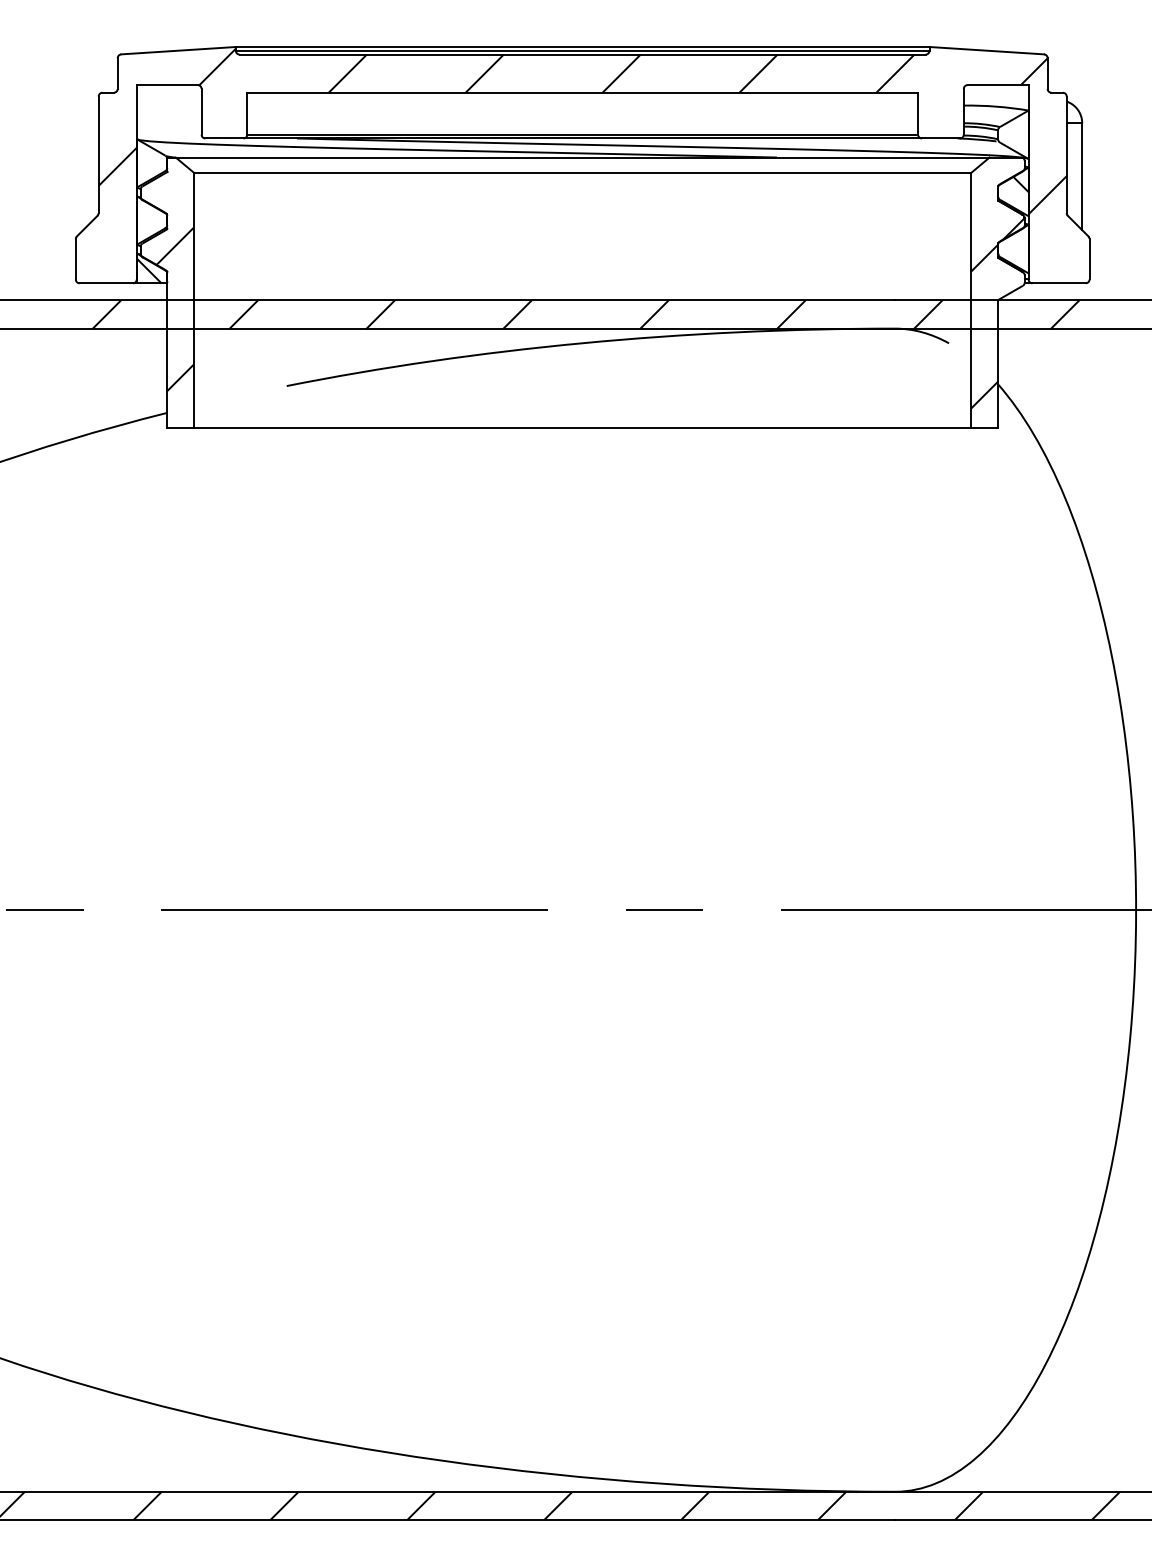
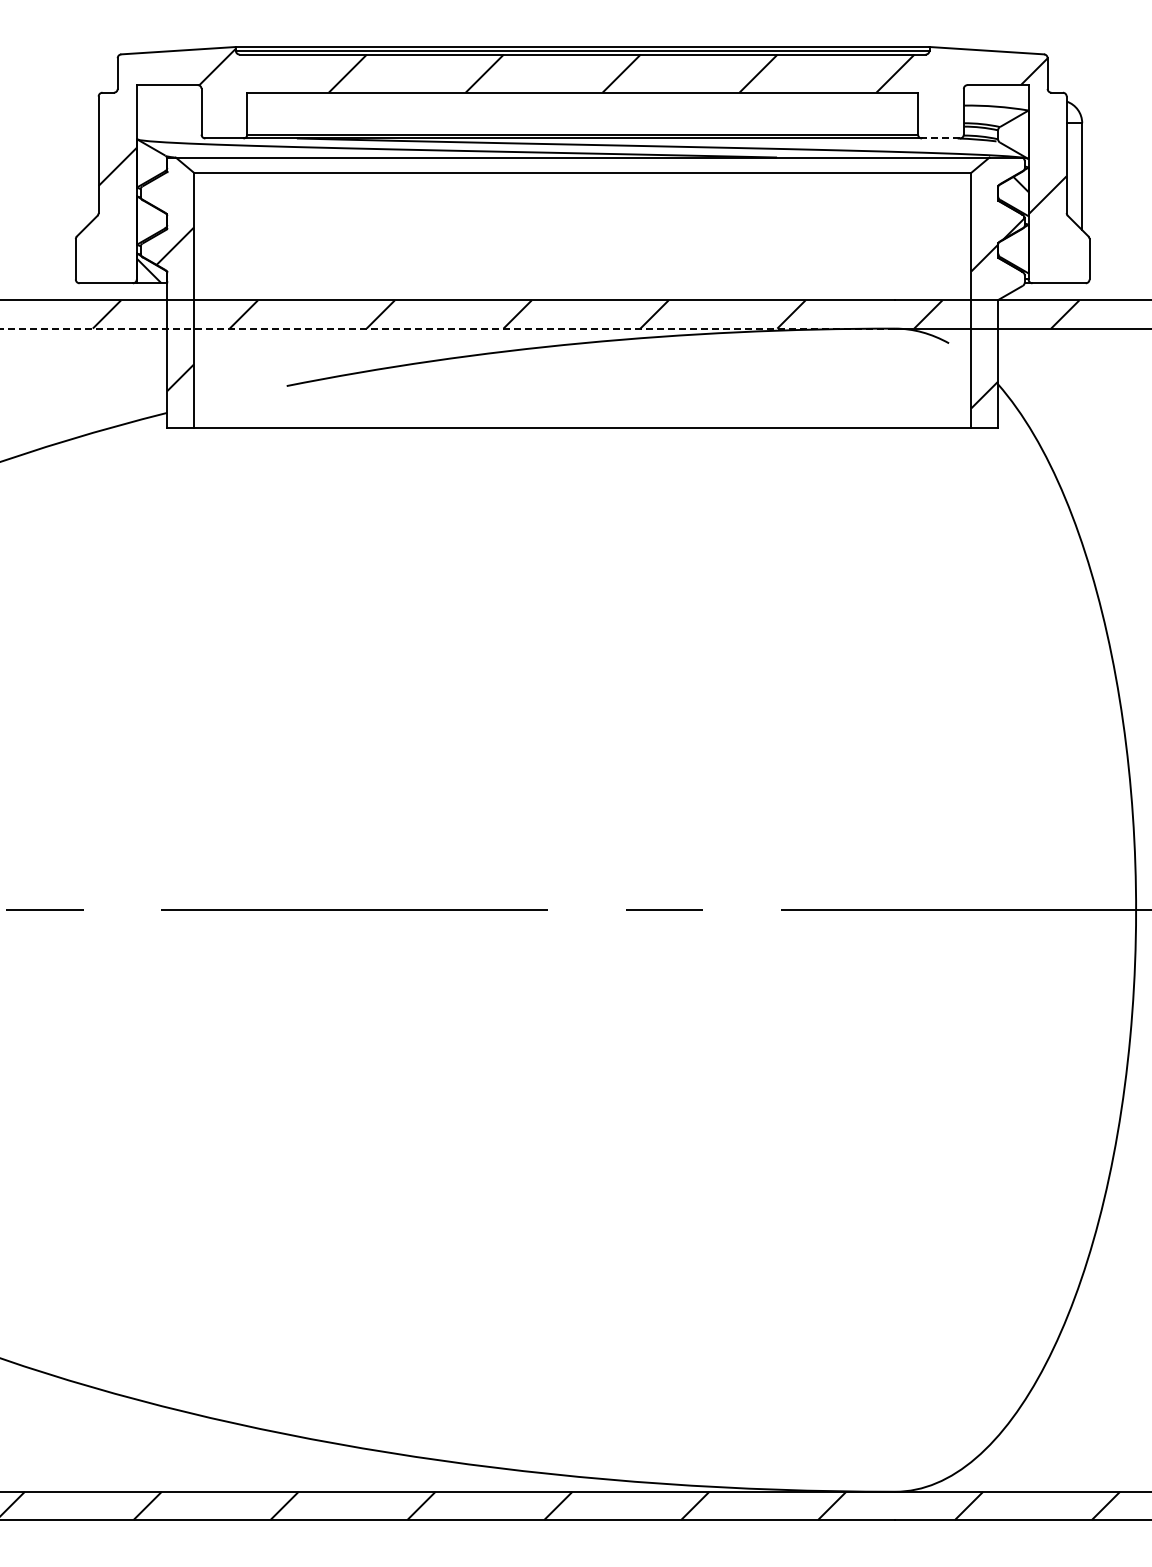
line: solid -> dashed (940, 138)
line: solid -> dashed (447, 328)
